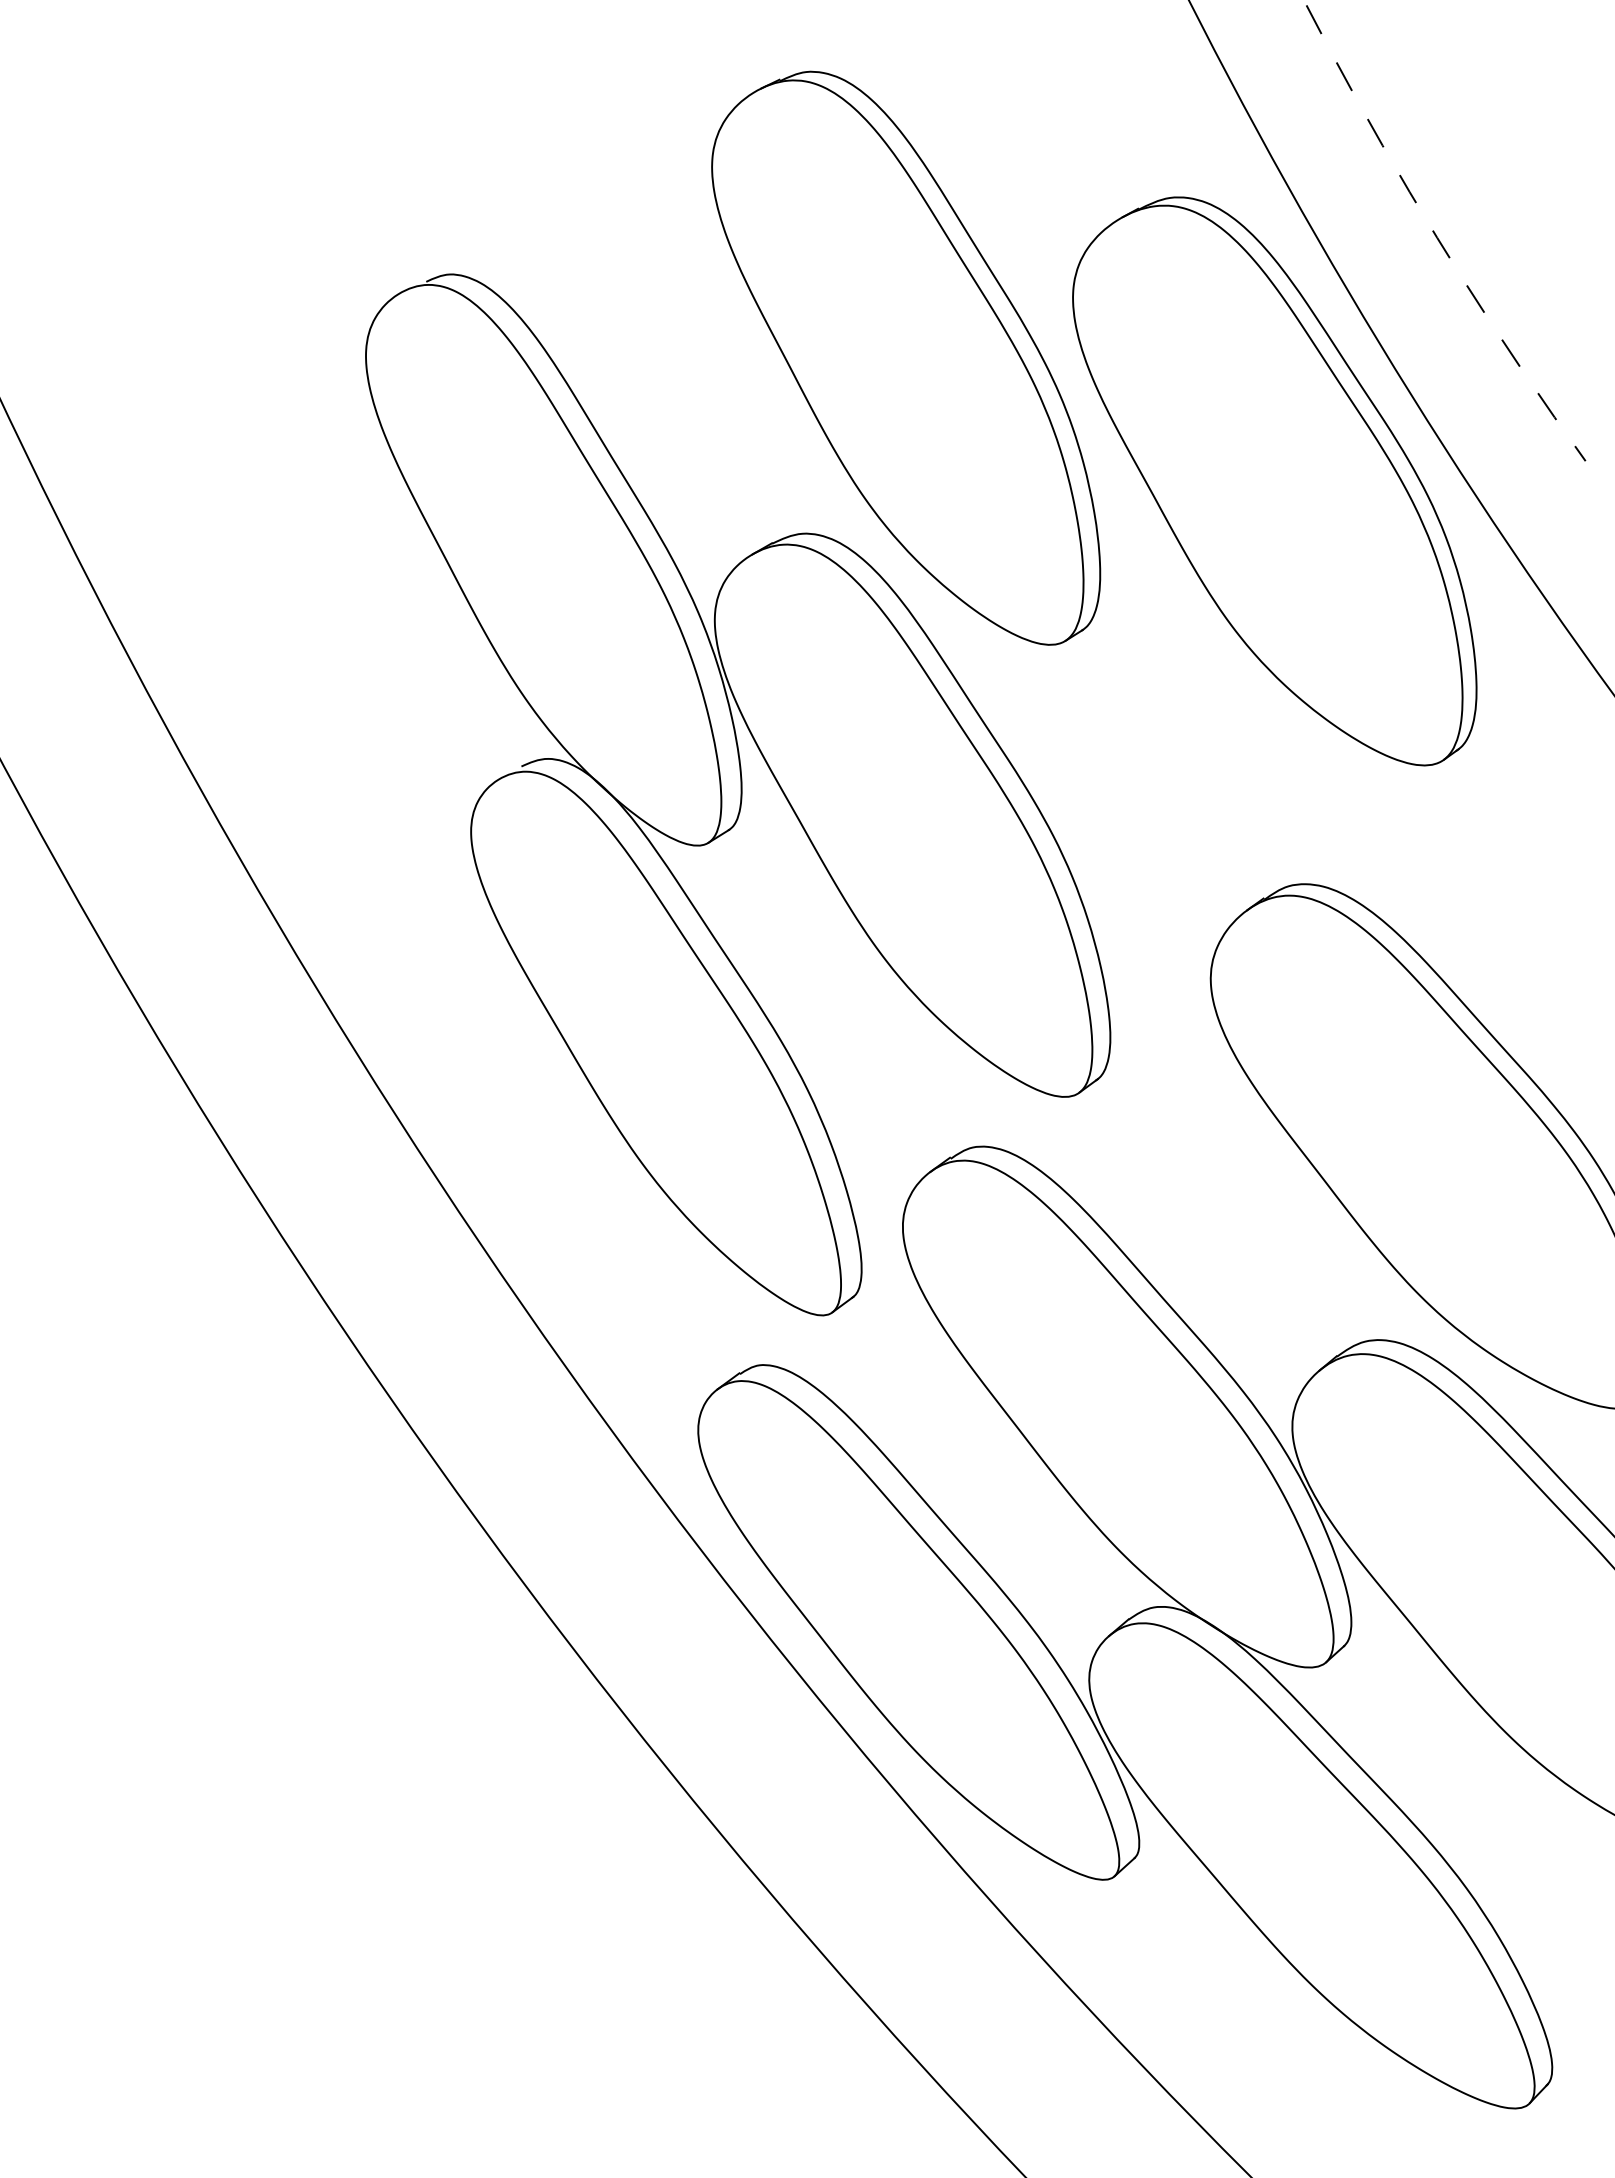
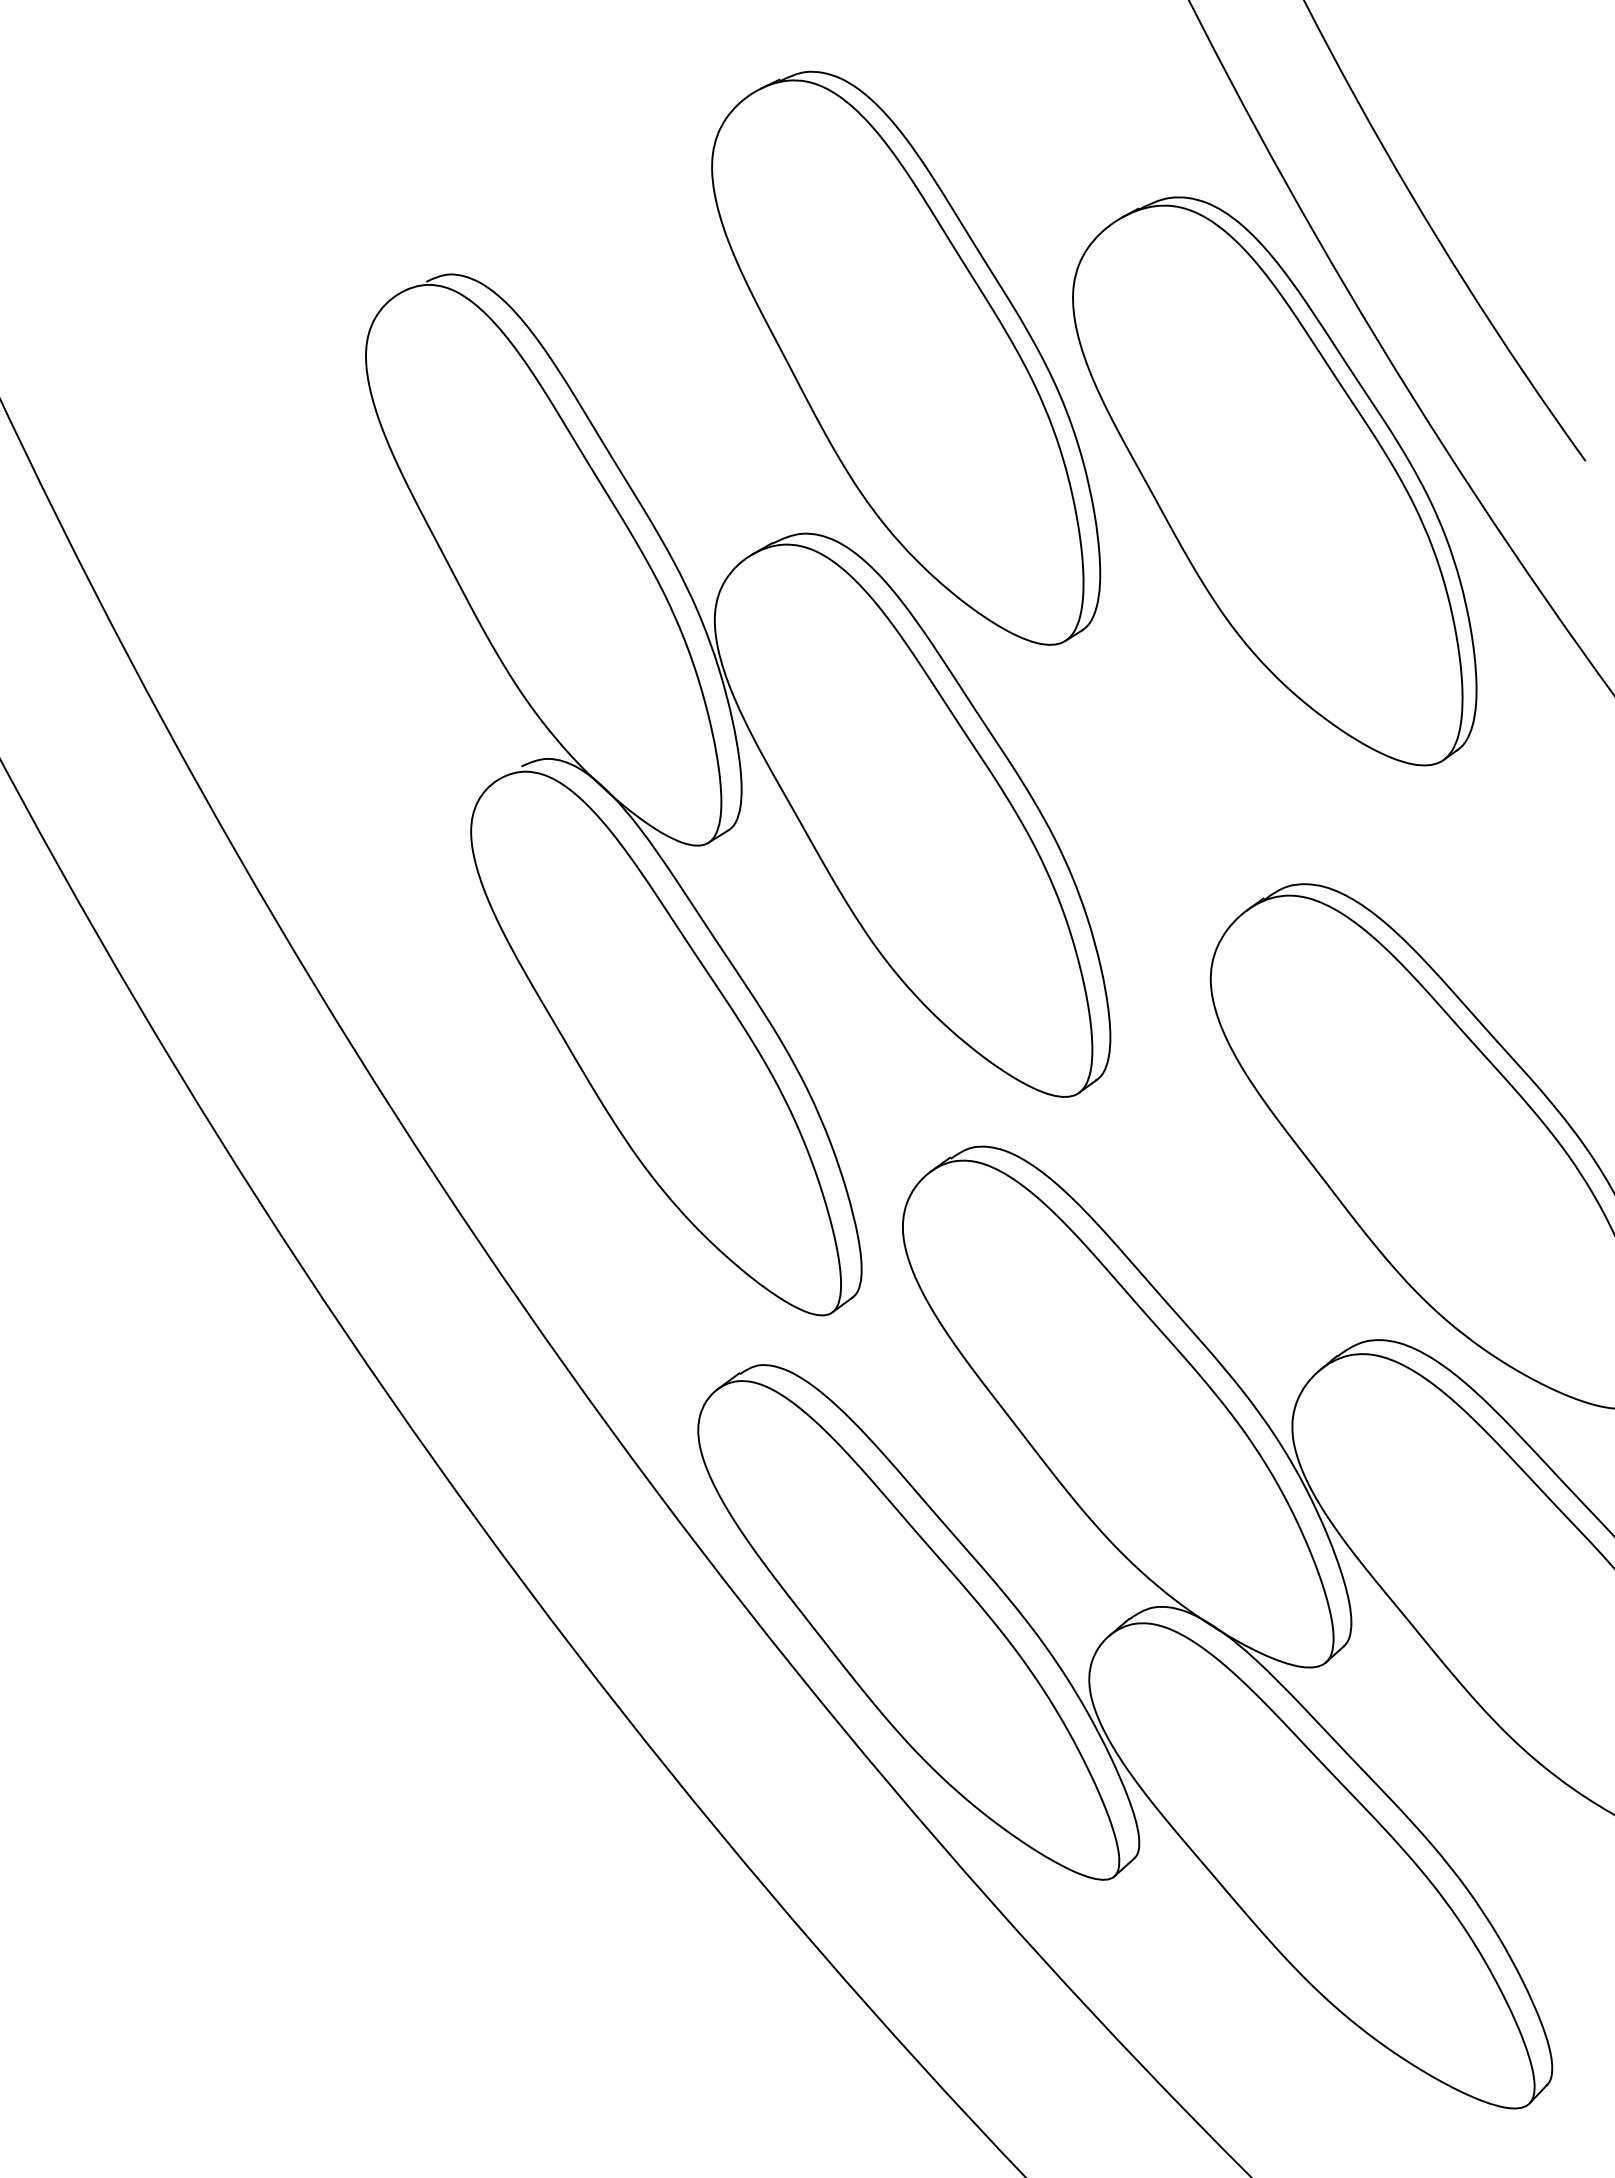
arc: dashed -> solid (1436, 236)
